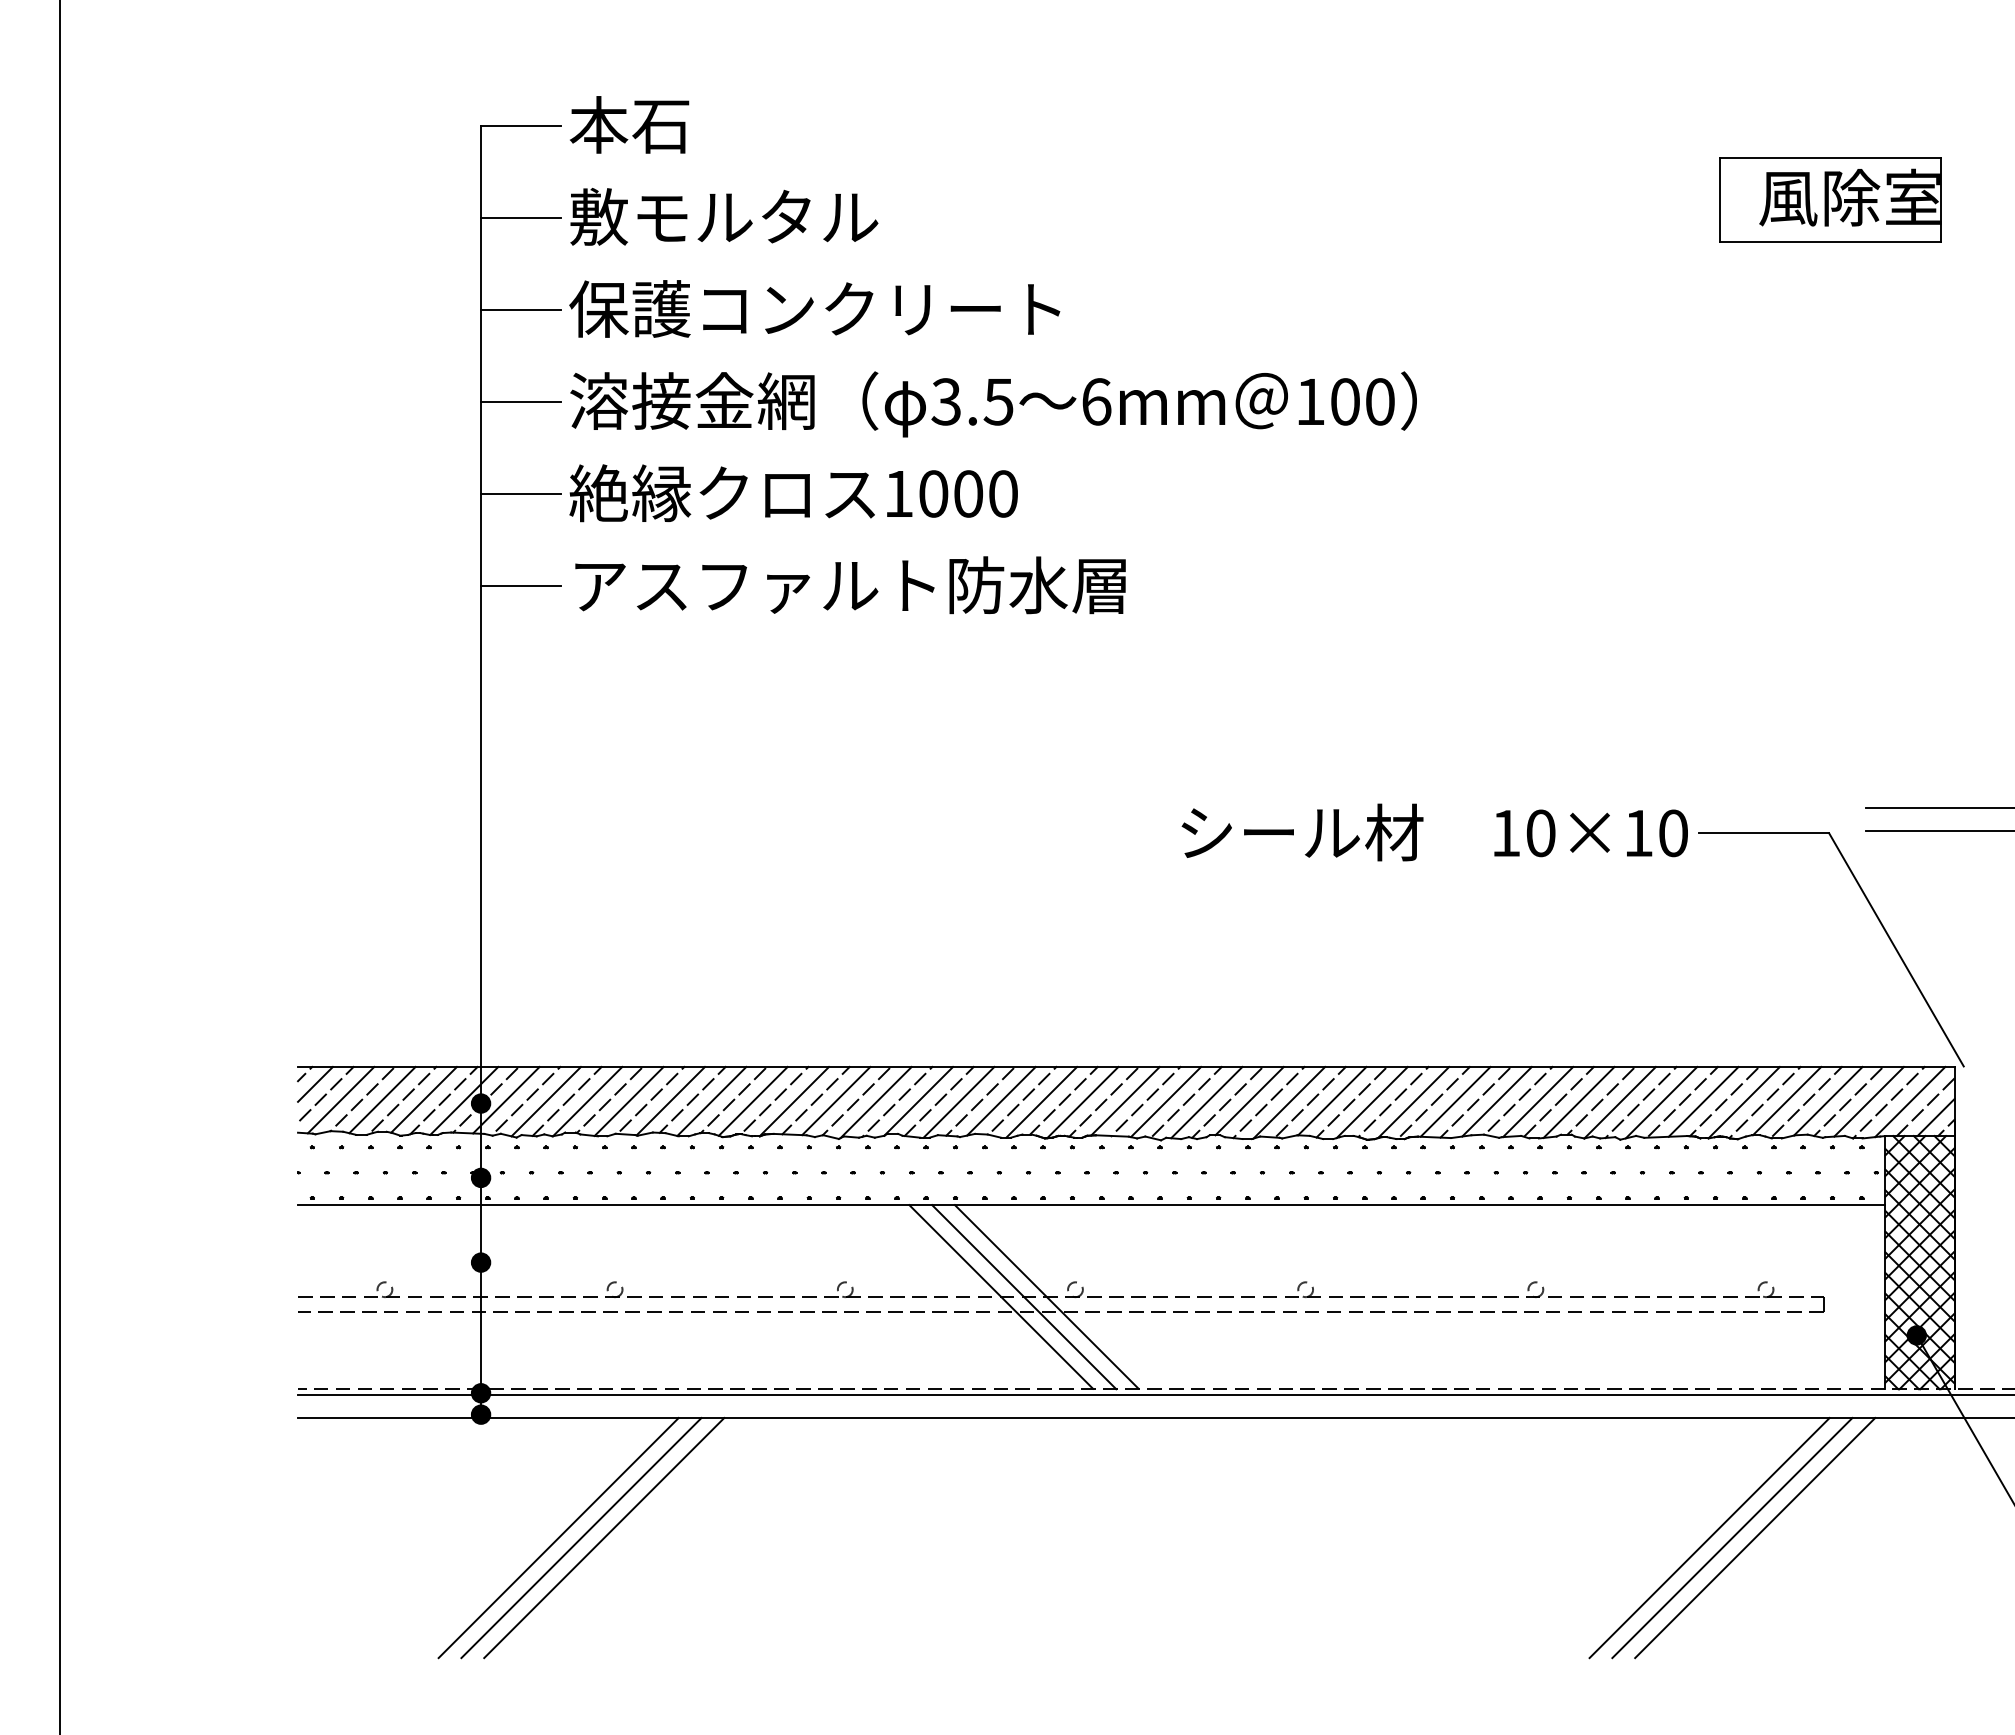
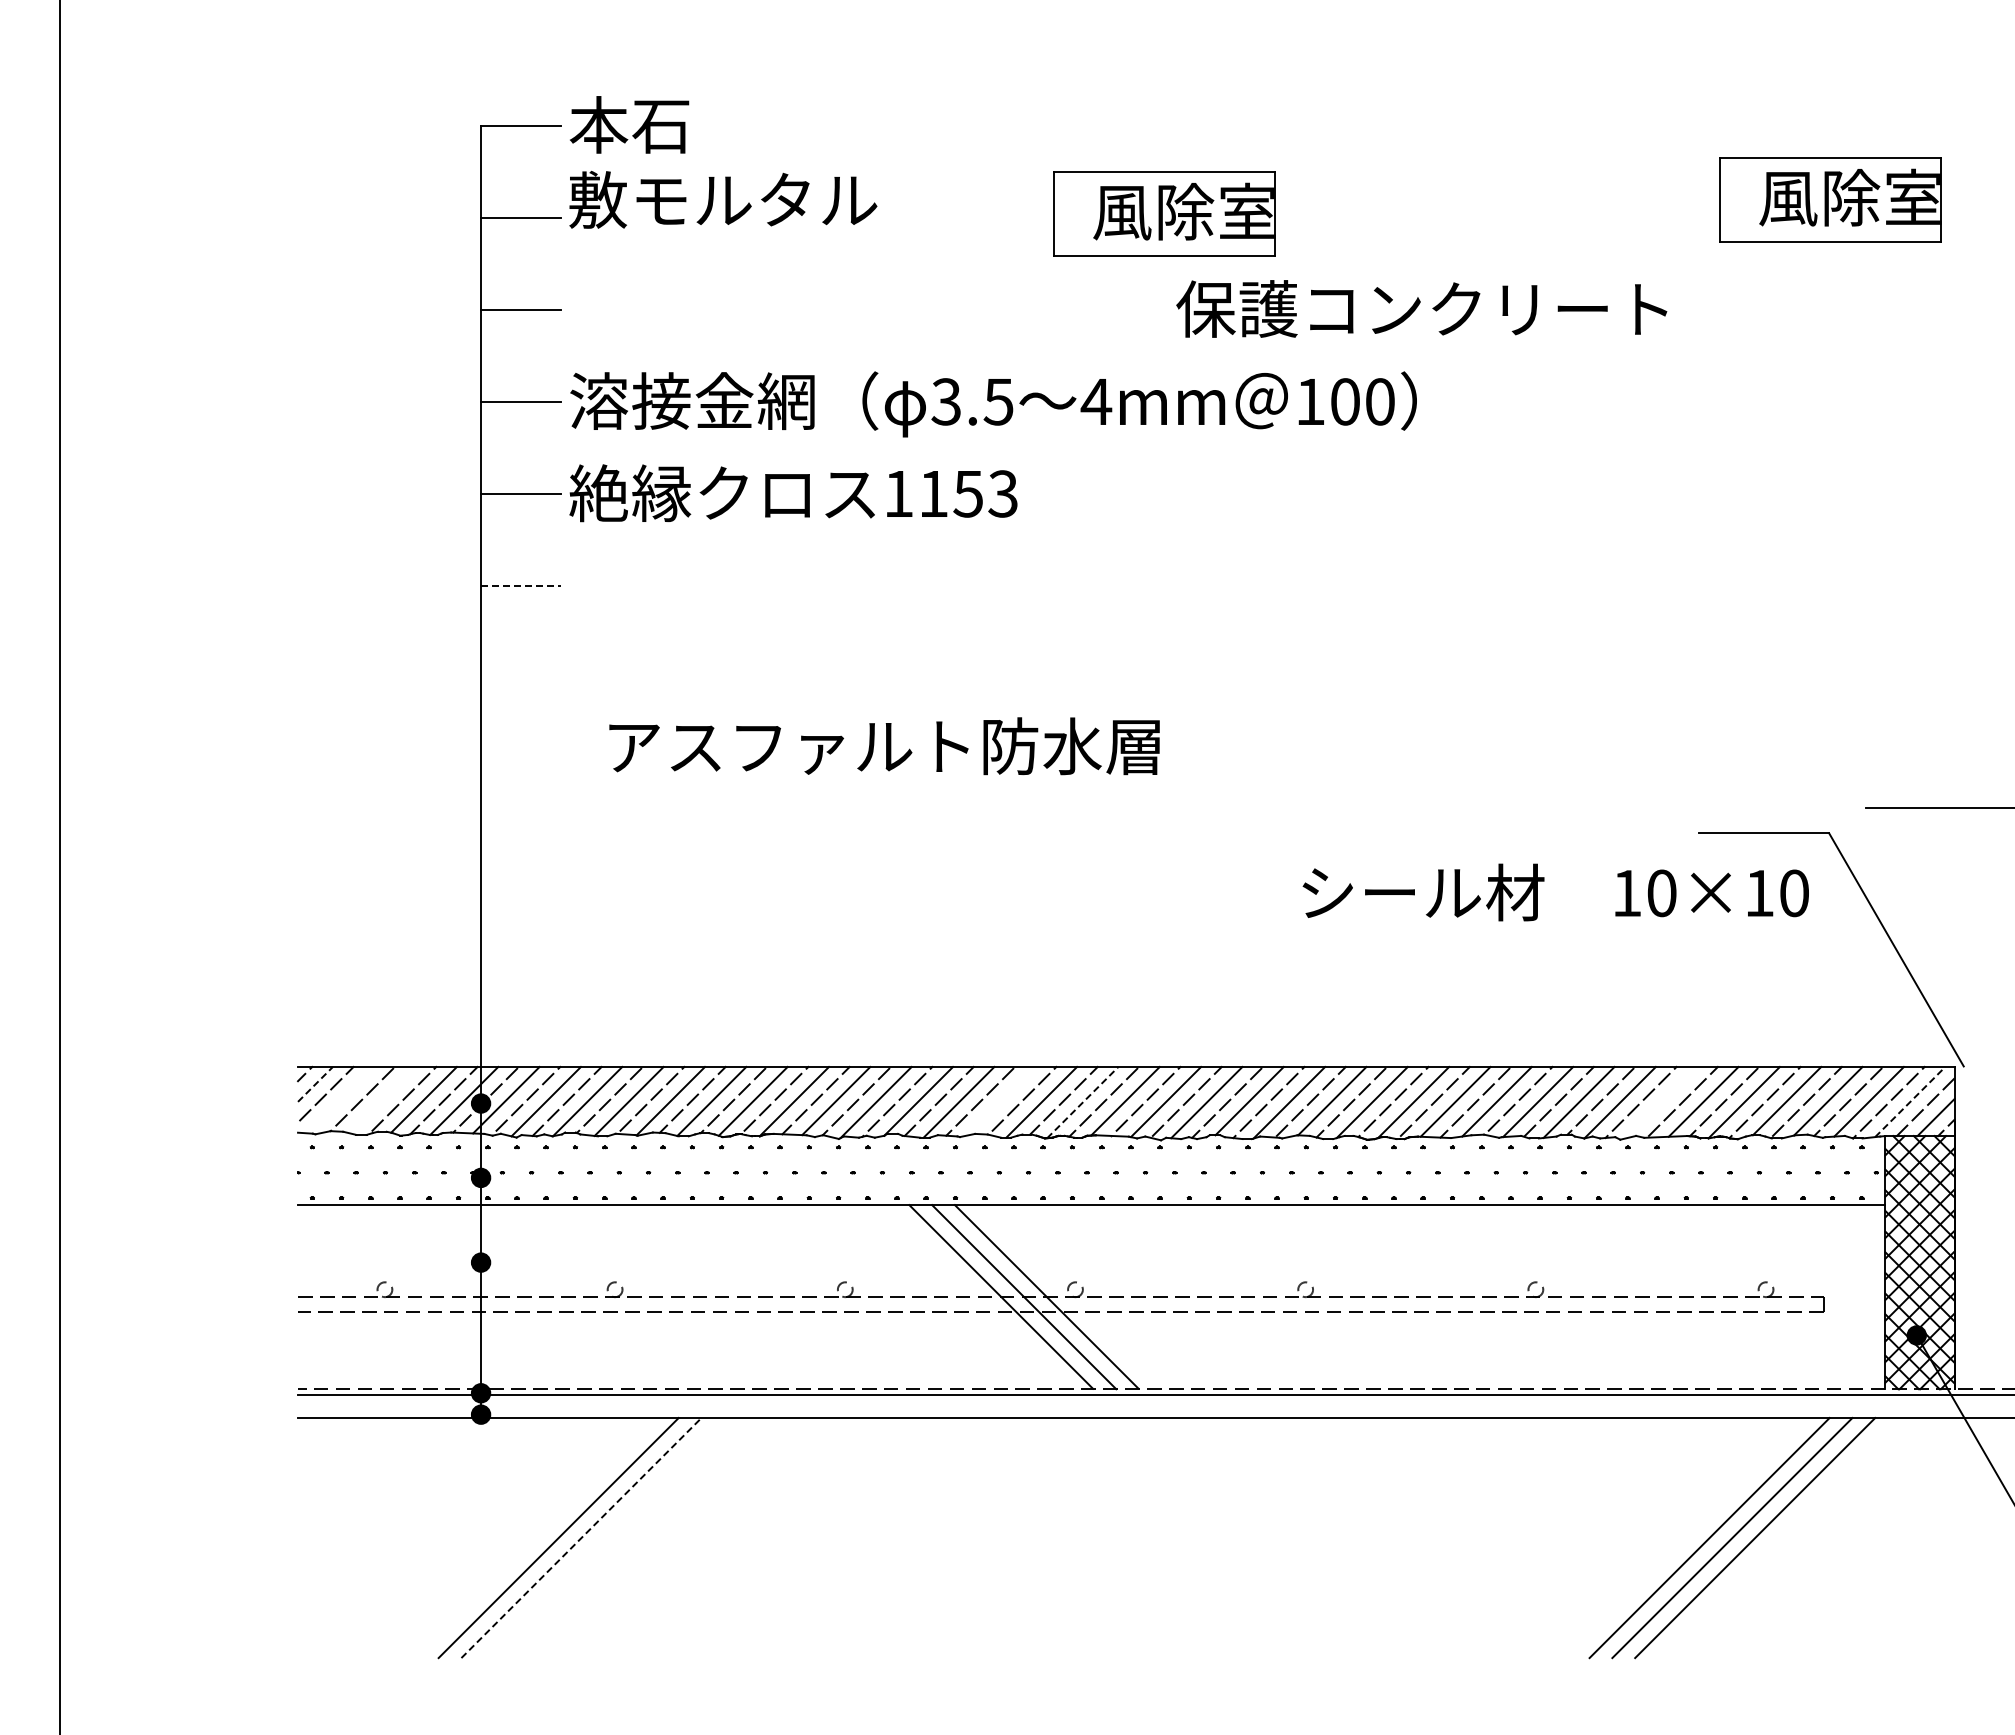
part: none -> present (1164, 213)
text position: (724, 216) -> (723, 199) (723, 199)
text position: (814, 308) -> (1421, 308) (1421, 308)
text: 6mm -> 4mm (1096, 401)
text: 1000 -> 1153 (968, 493)
text position: (850, 585) -> (884, 746) (884, 746)
line: solid -> dashed (520, 586)
line: present -> none (1938, 831)
text position: (1434, 832) -> (1555, 892) (1555, 892)
line: solid -> dashed (315, 1084)
line: present -> none (340, 1099)
line: present -> none (382, 1099)
line: present -> none (1001, 1100)
line: solid -> dashed (1083, 1102)
line: present -> none (1661, 1102)
line: solid -> dashed (1910, 1102)
line: solid -> dashed (581, 1538)
line: present -> none (604, 1538)
